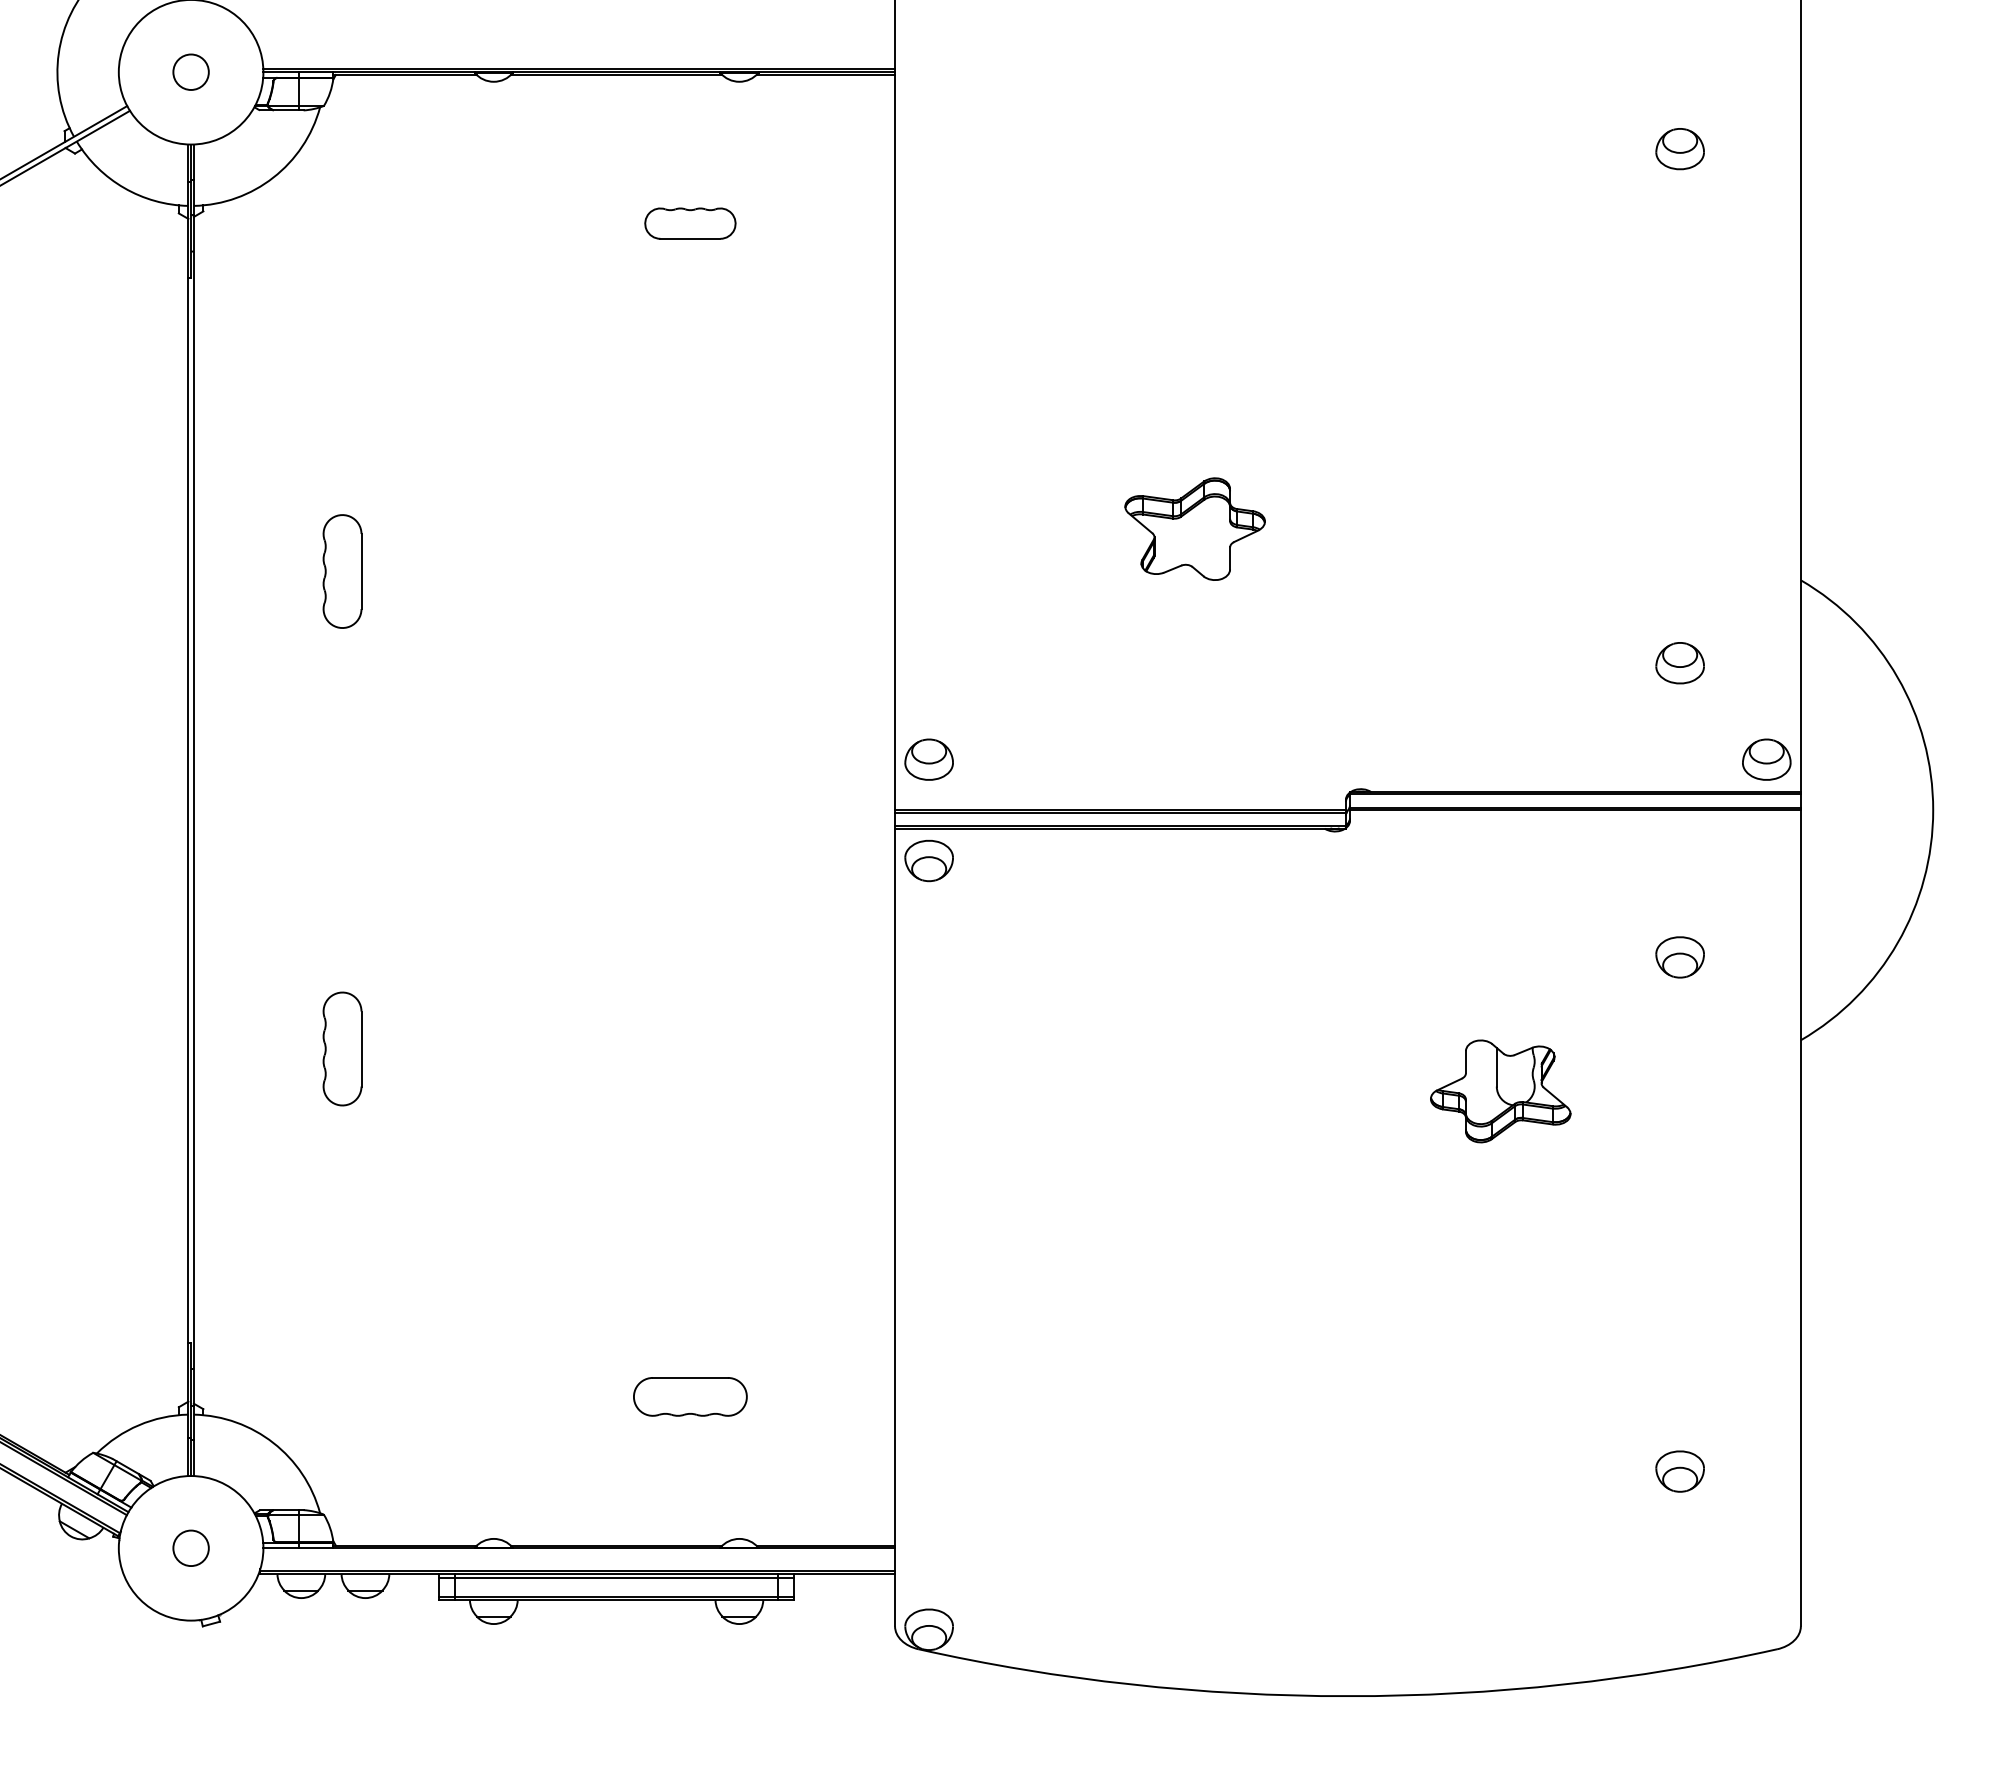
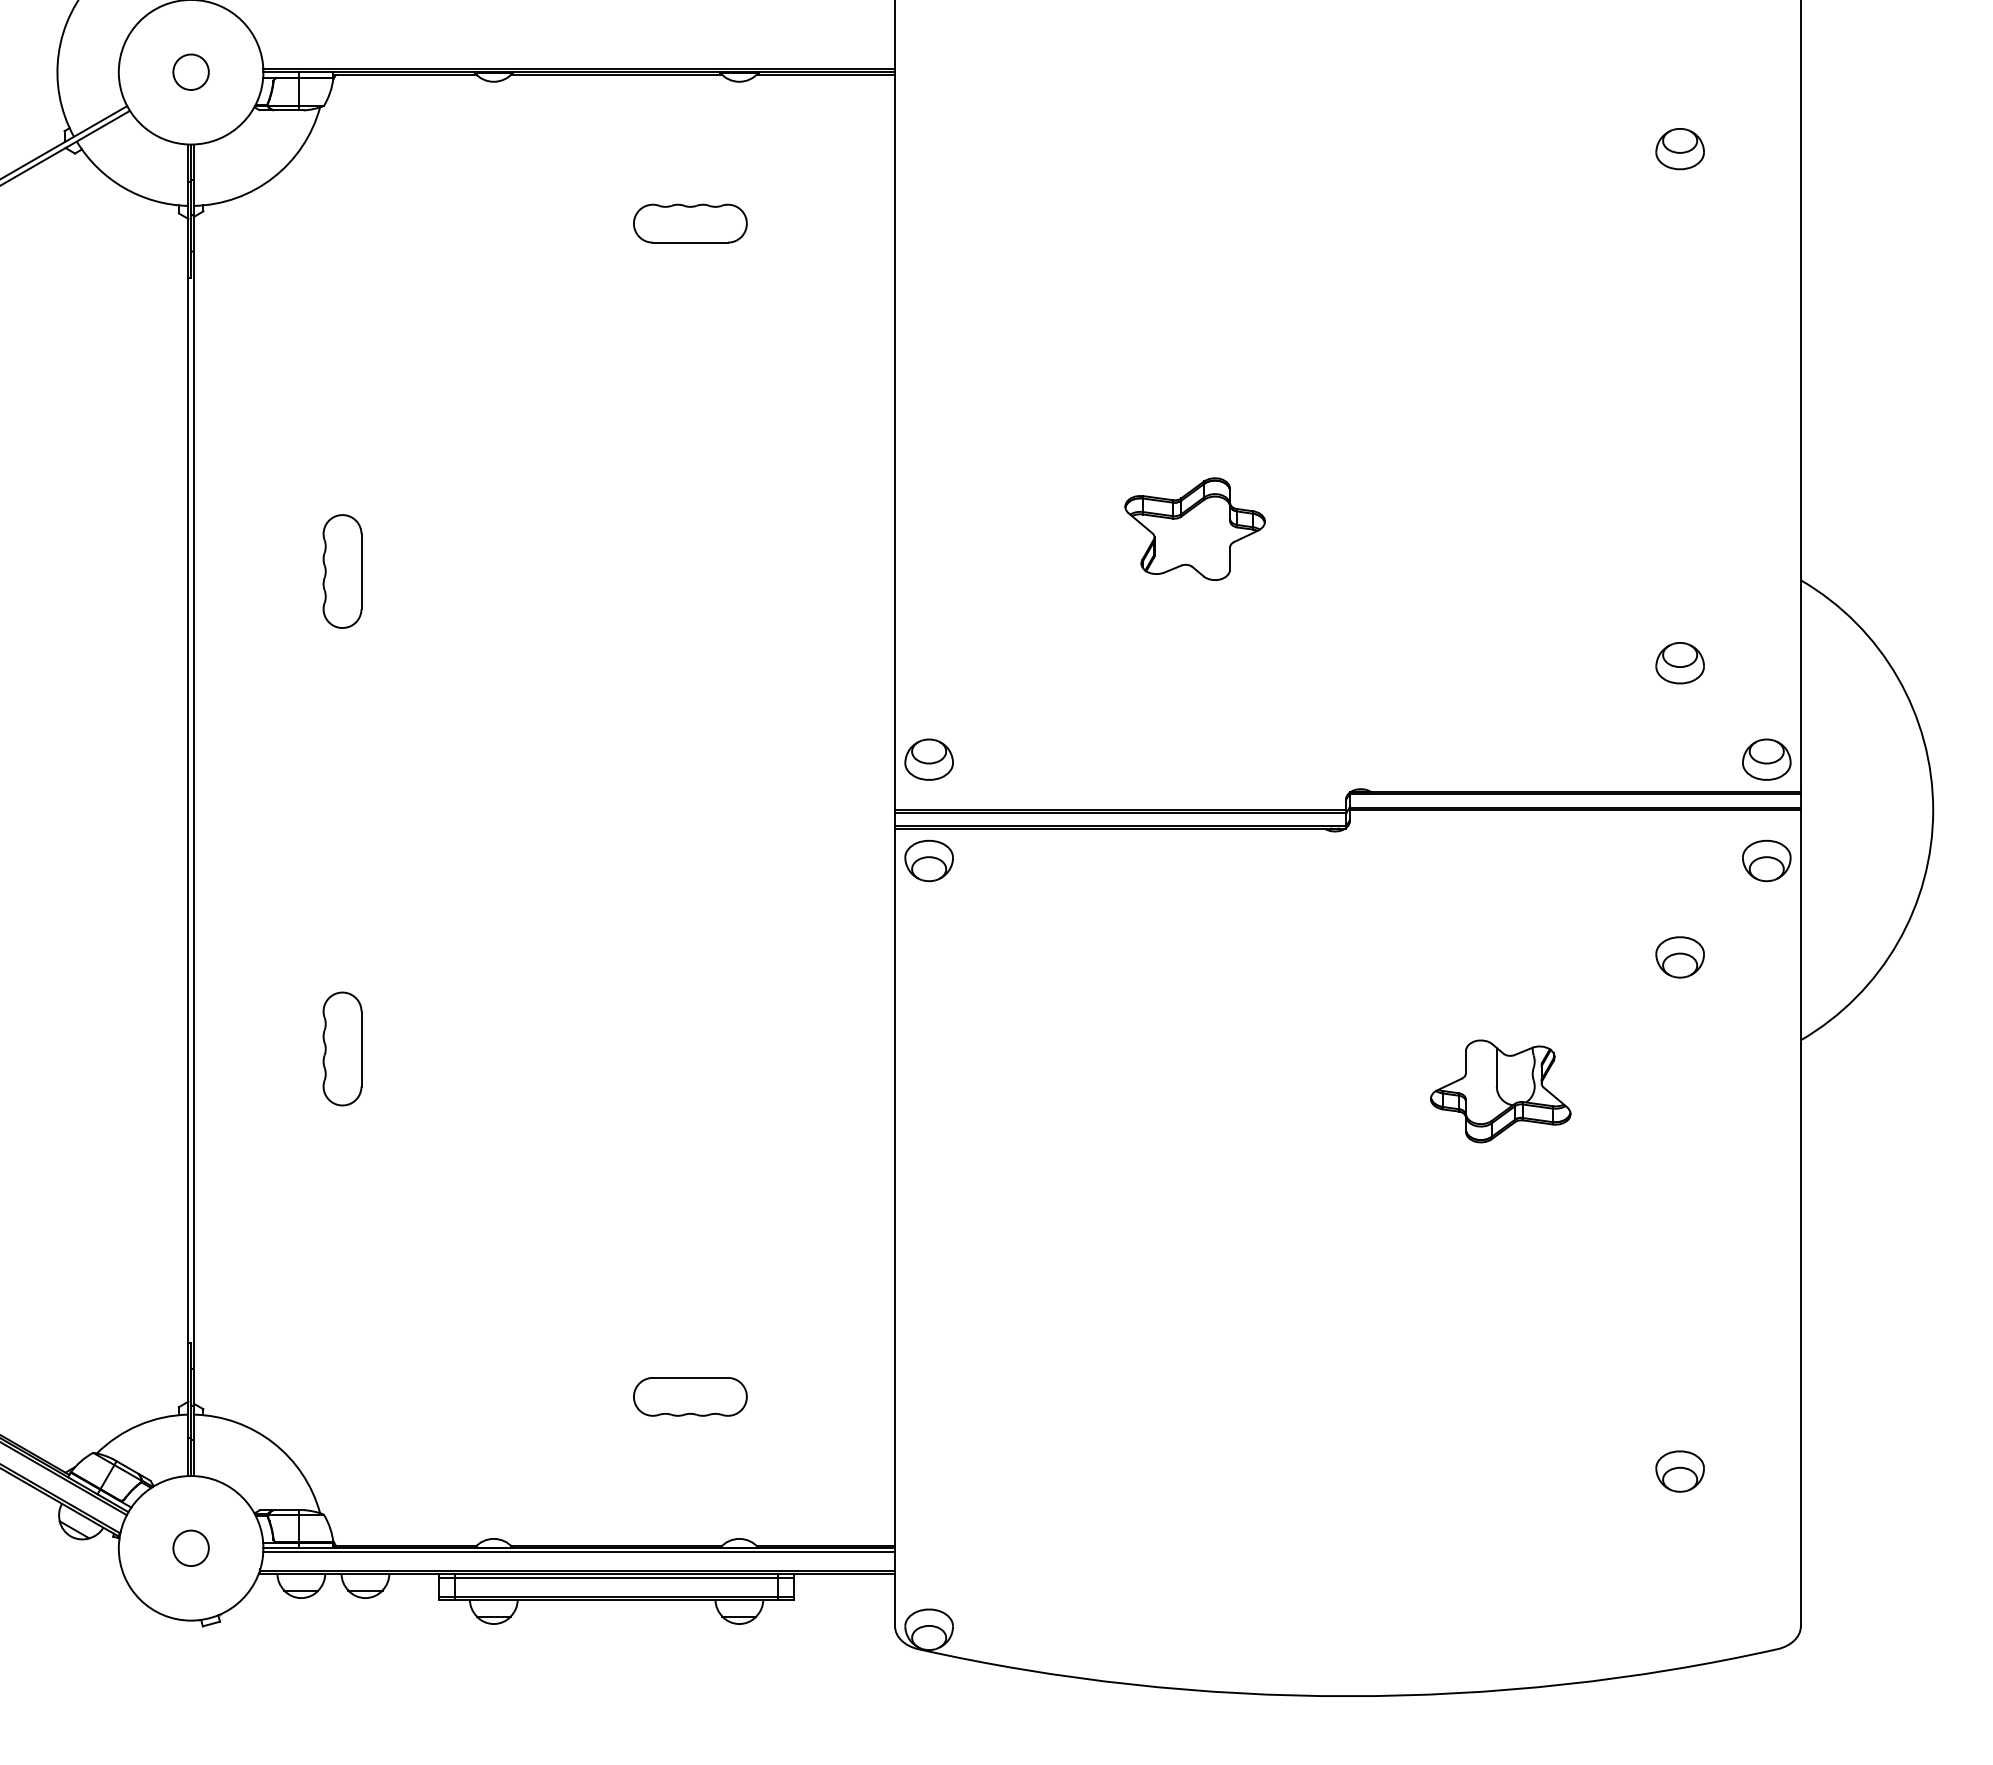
part size: 93x33 px -> 115x41 px (690, 223)
part: none -> present (1766, 861)
line: none -> present (579, 1551)
